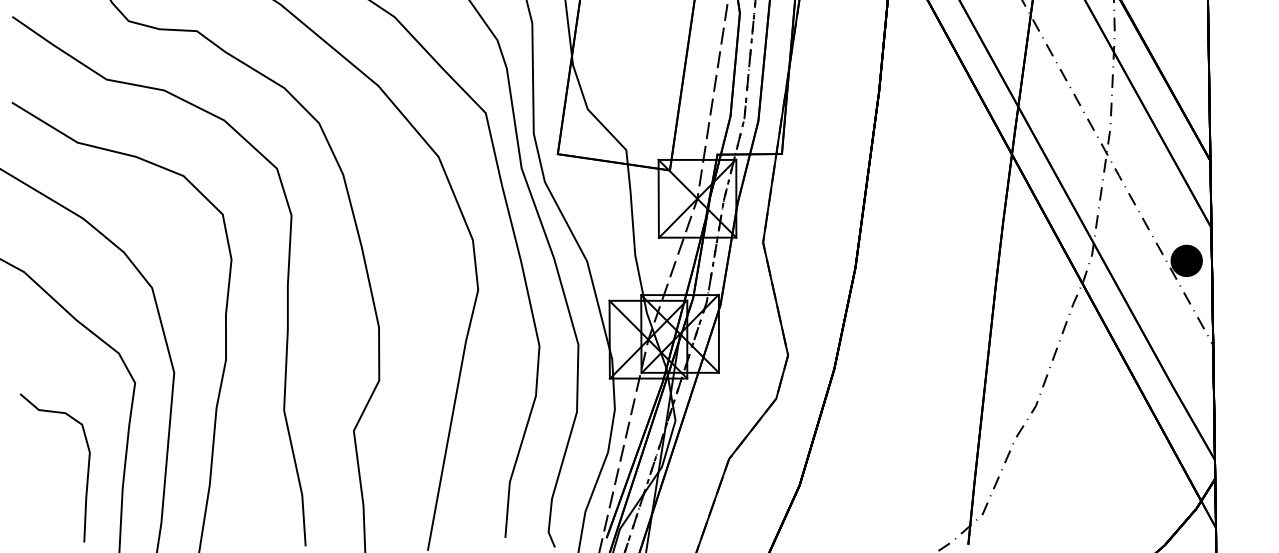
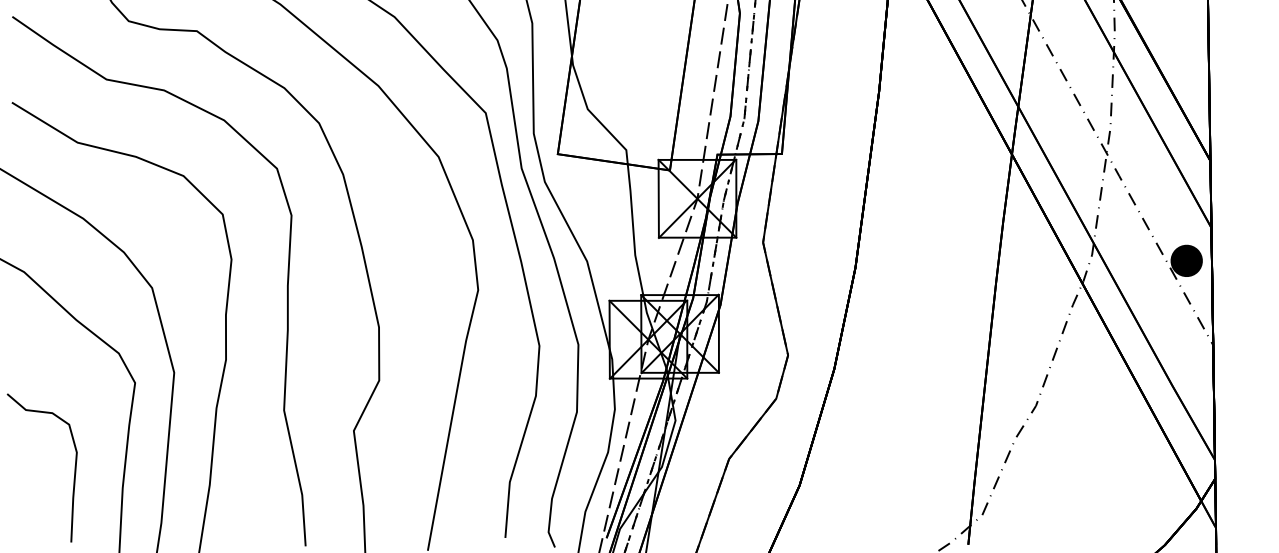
curve position: (87, 467) -> (74, 467) (74, 467)
